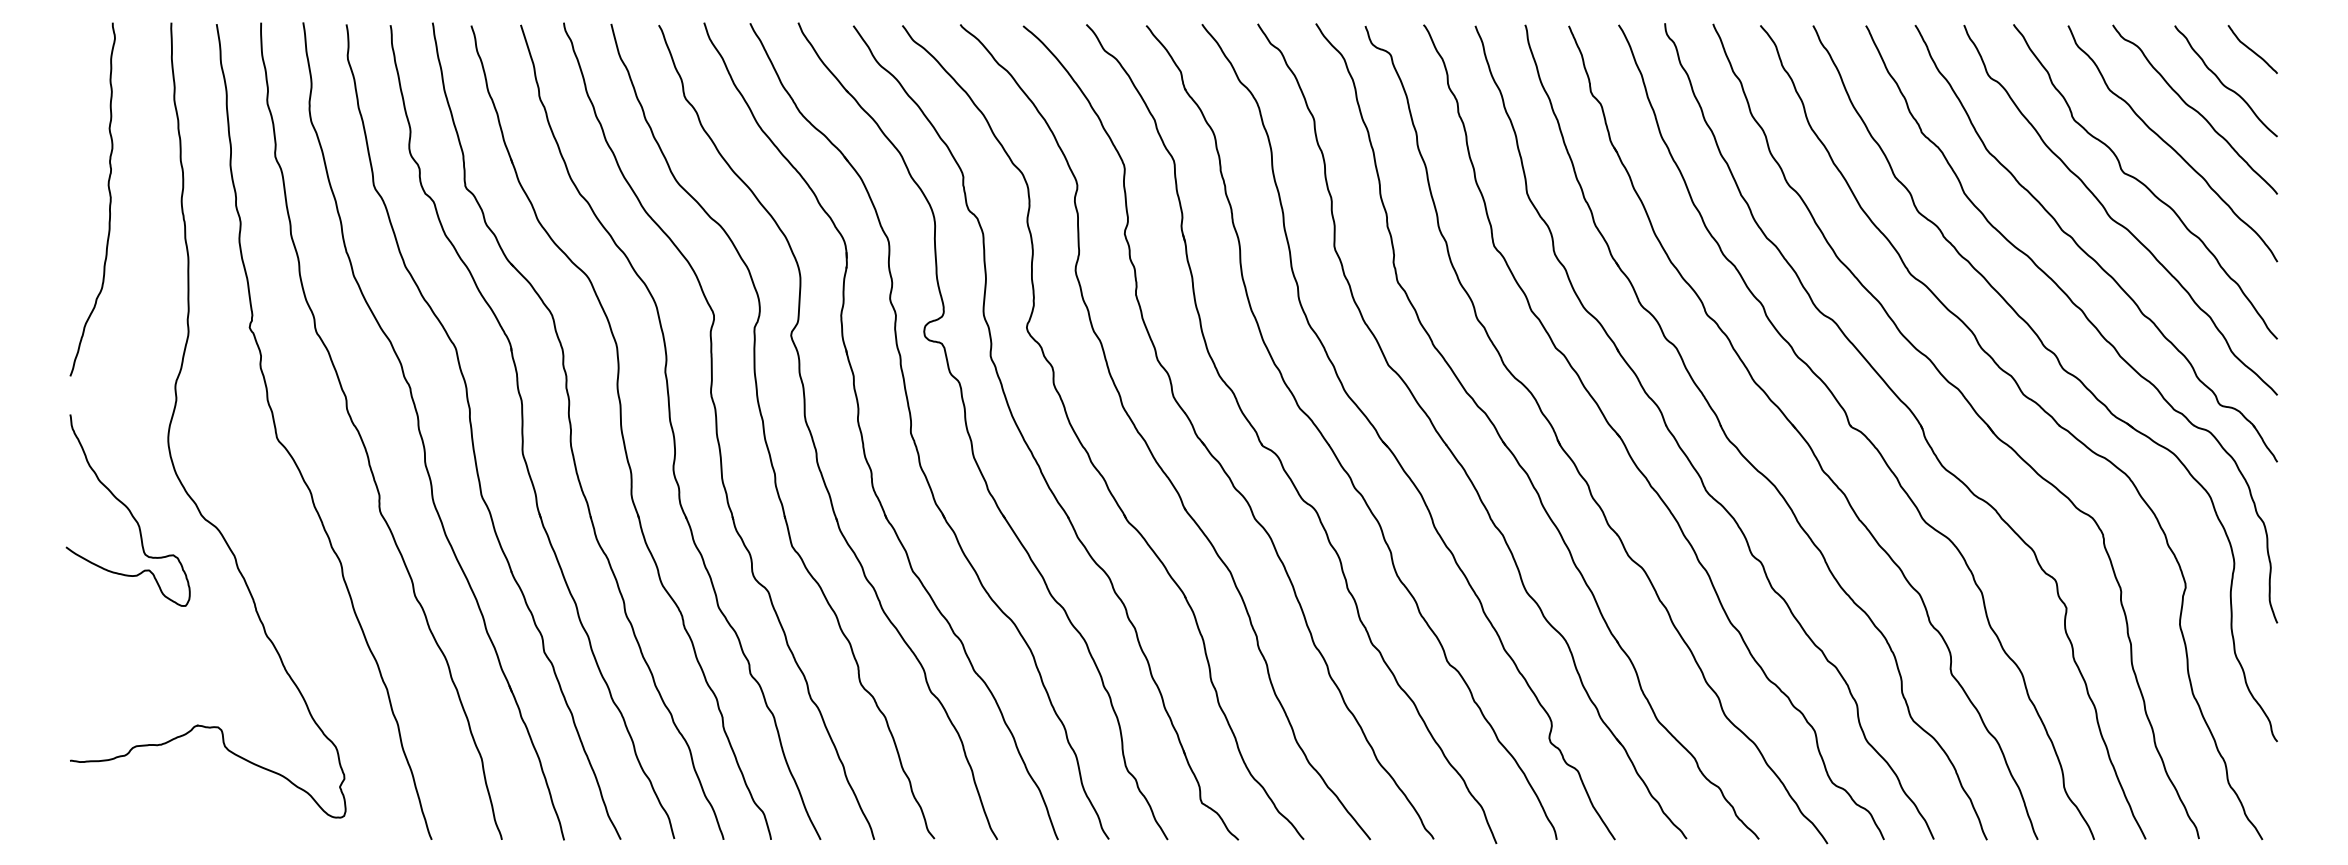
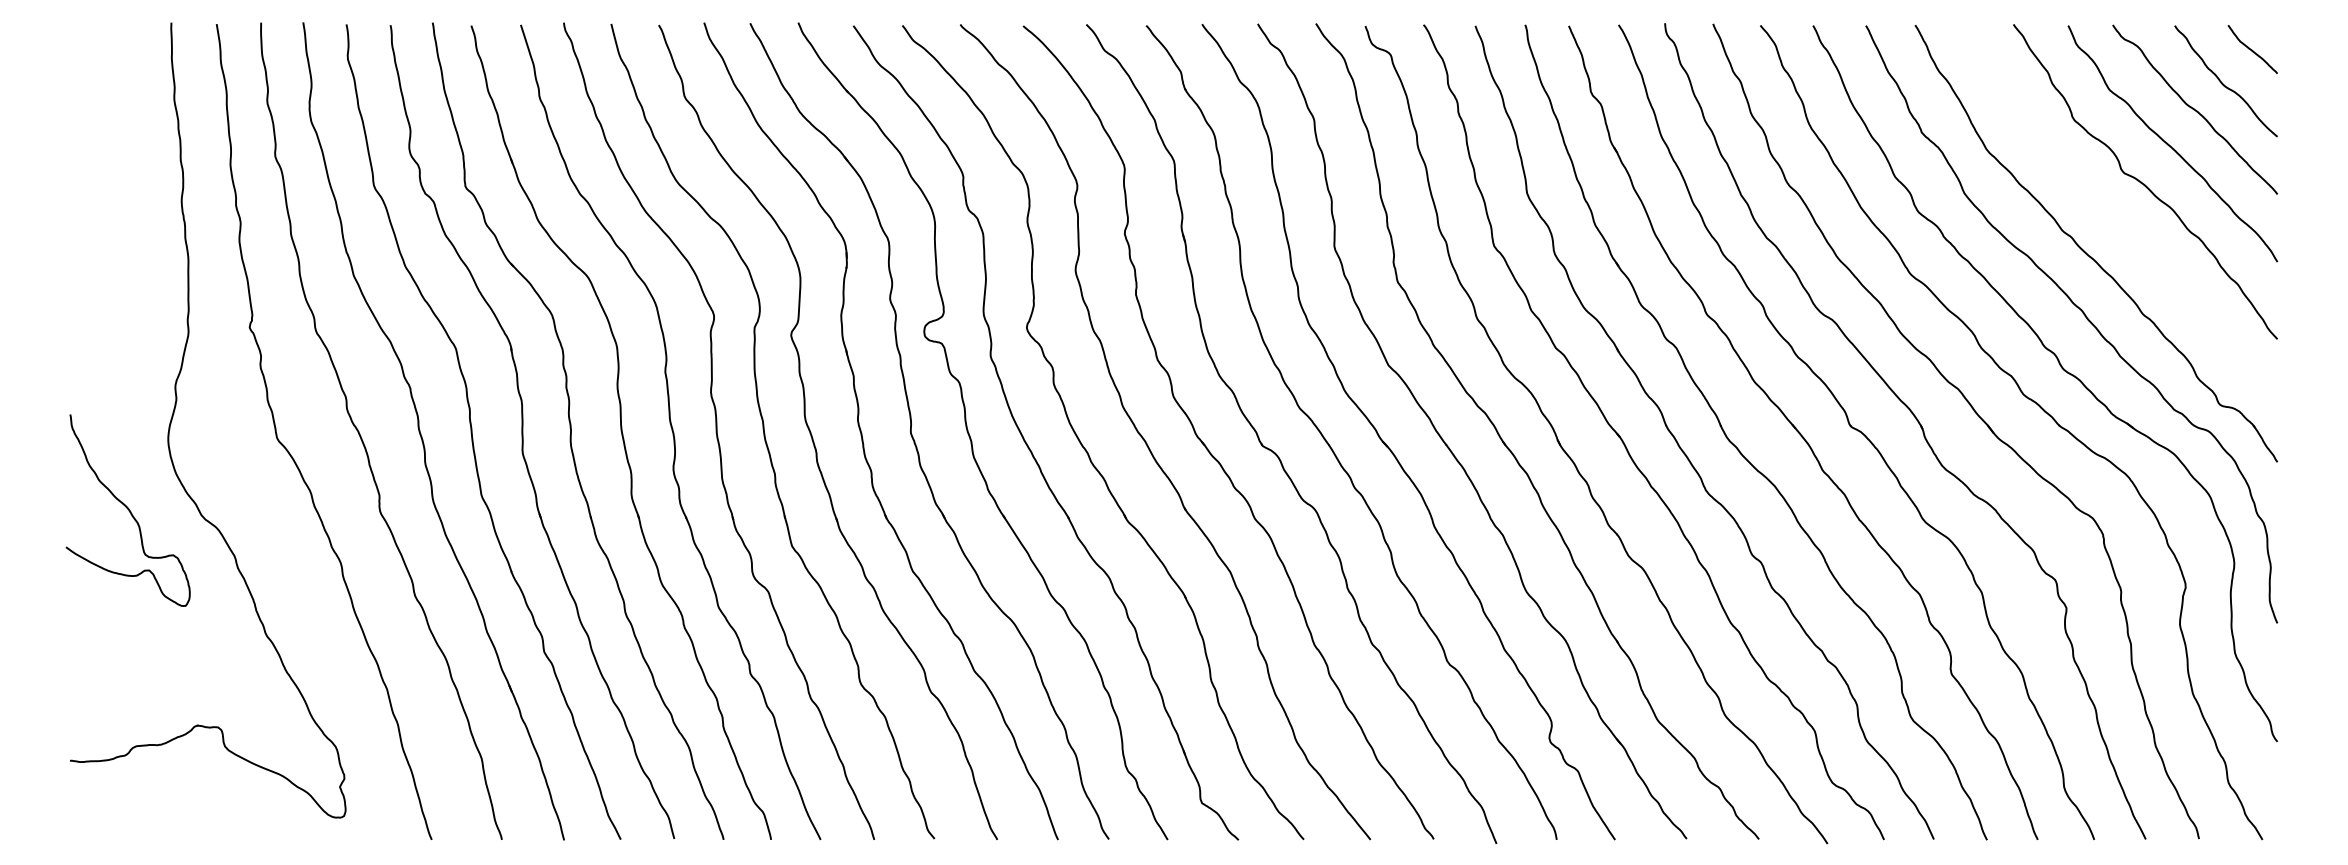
curve: present -> none (109, 199)
curve: present -> none (2114, 219)
